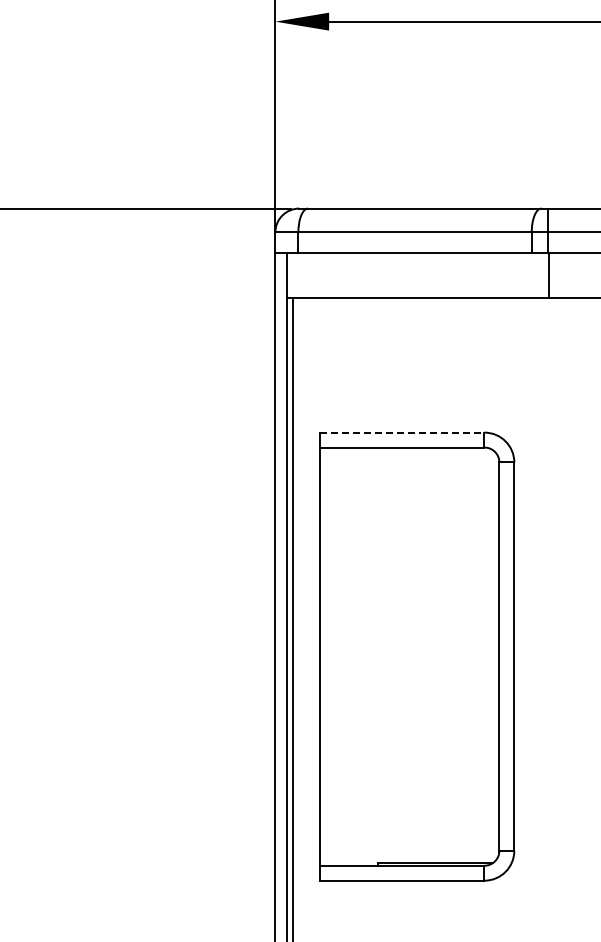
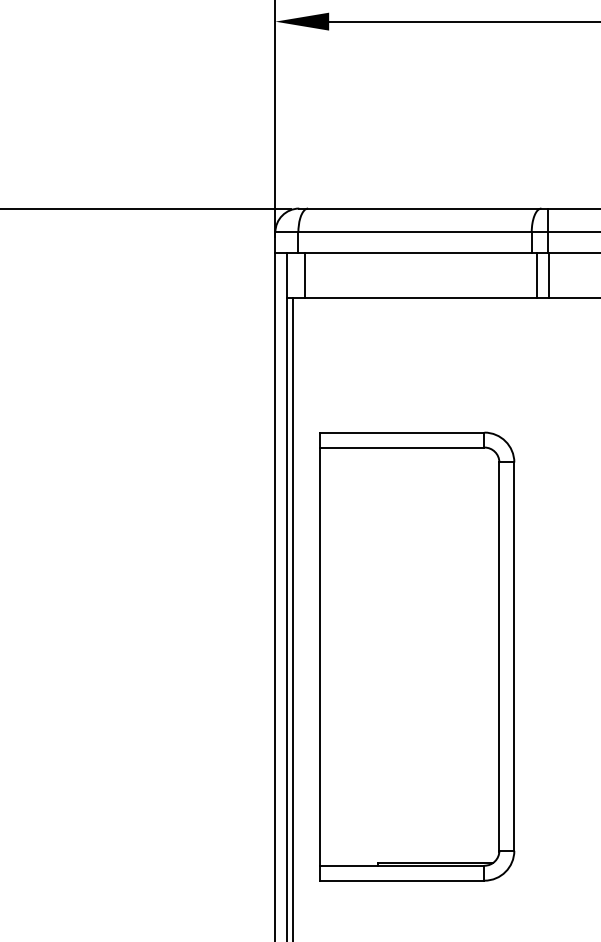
line: none -> present (305, 275)
line: none -> present (536, 275)
line: dashed -> solid (402, 432)
